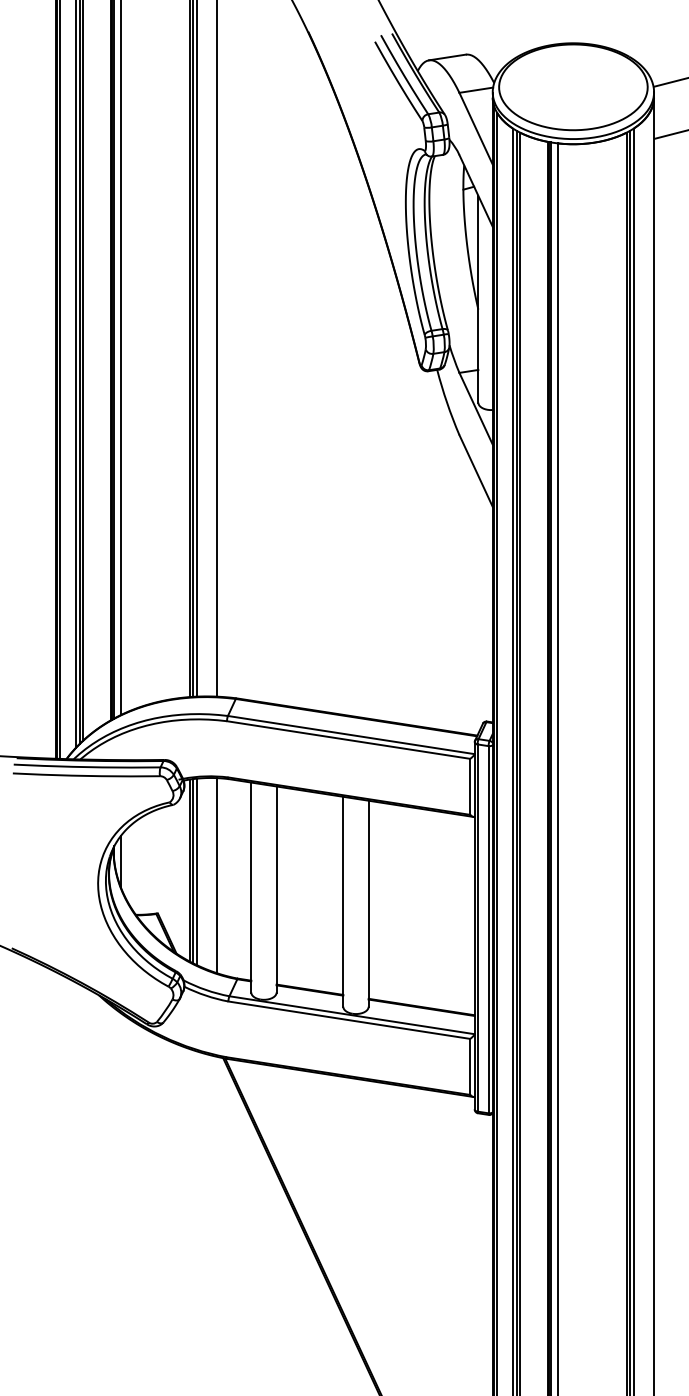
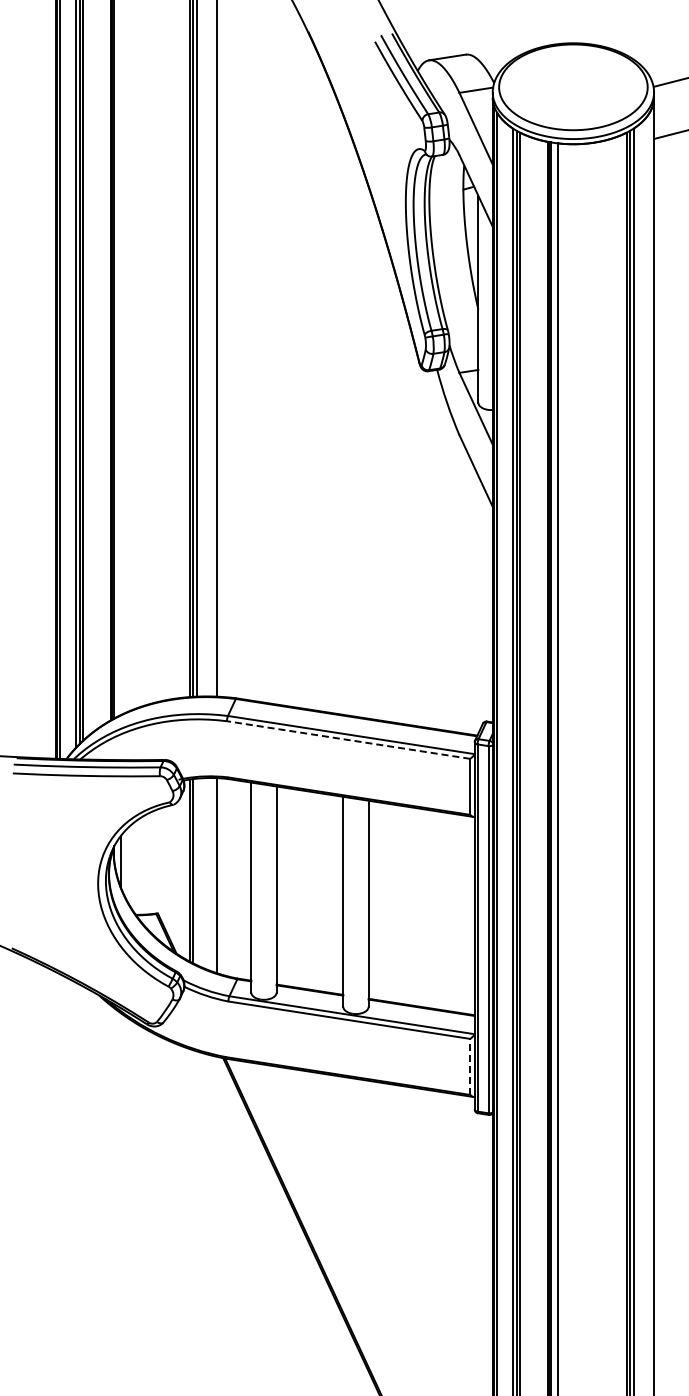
line: present -> none (120, 358)
line: solid -> dashed (348, 739)
line: present -> none (197, 871)
line: solid -> dashed (470, 1066)
